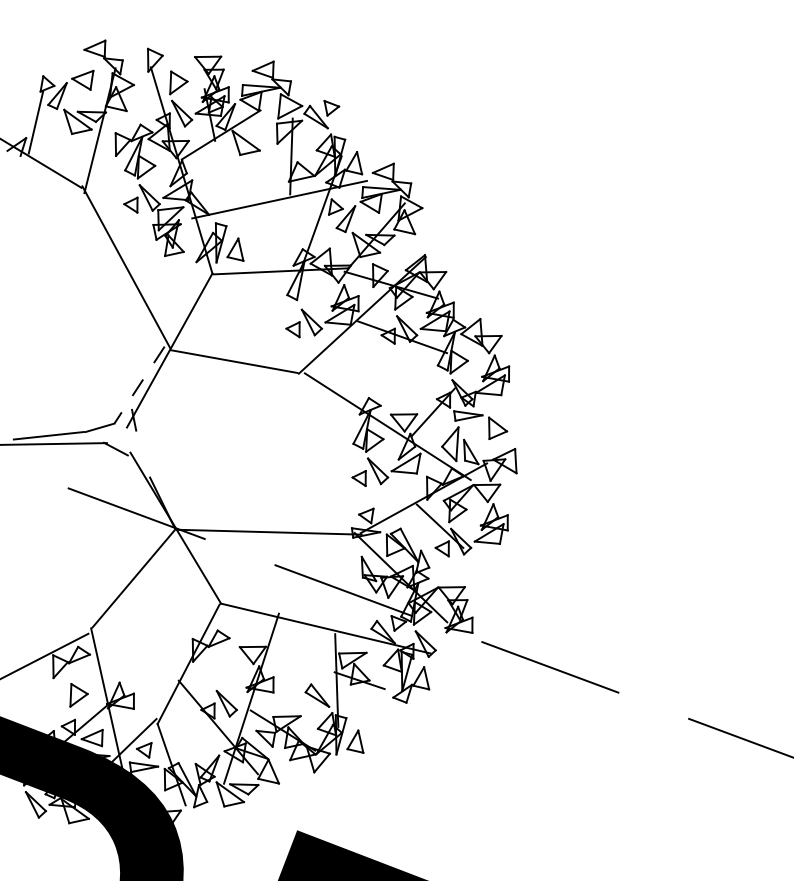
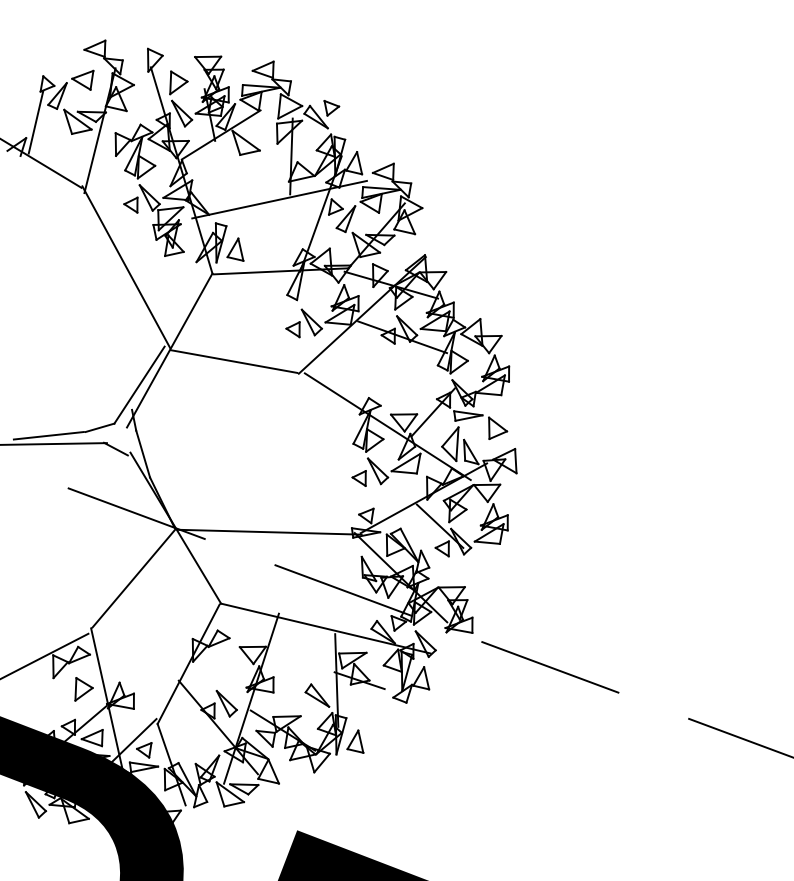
line: dashed -> solid (139, 385)
line: none -> present (143, 453)
part position: (78, 695) -> (83, 689) (83, 689)
